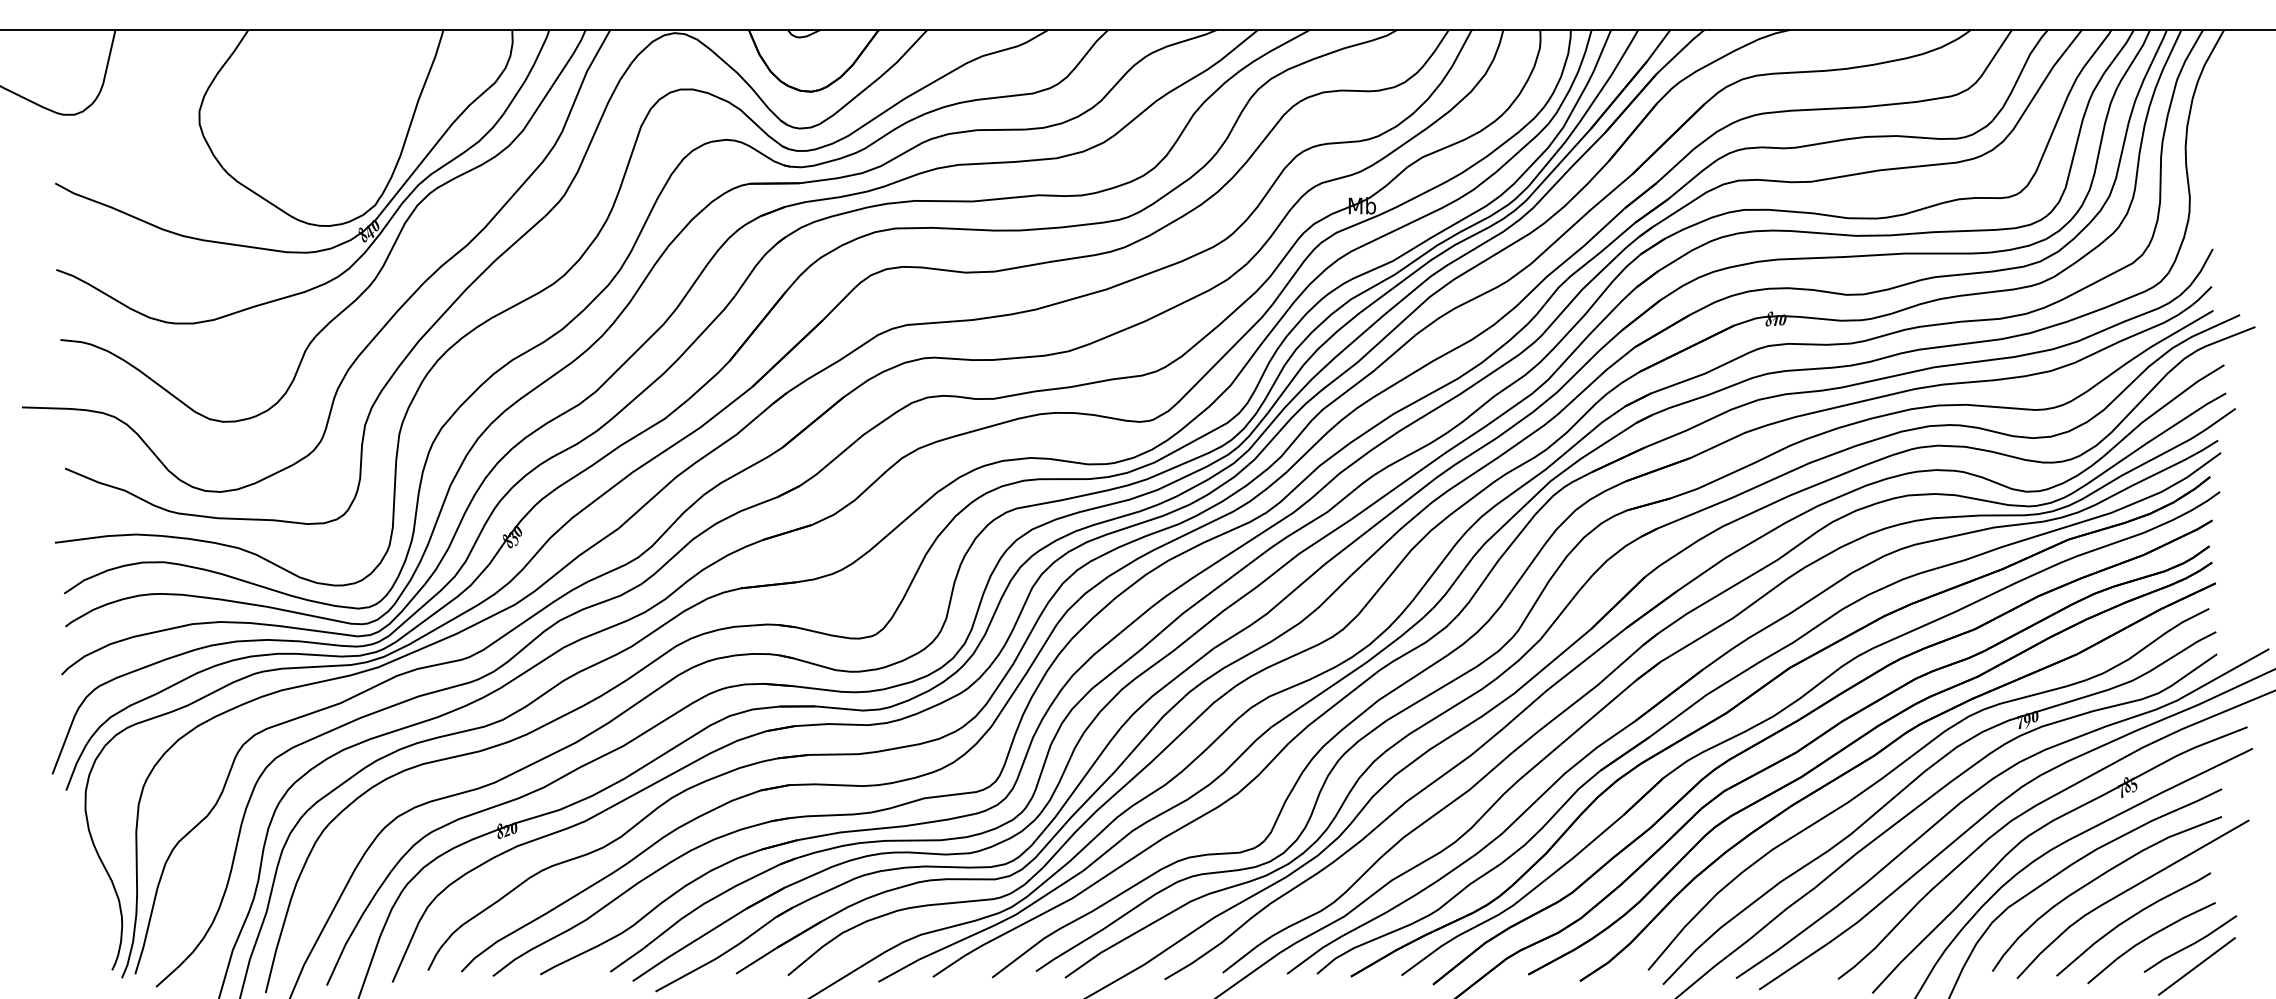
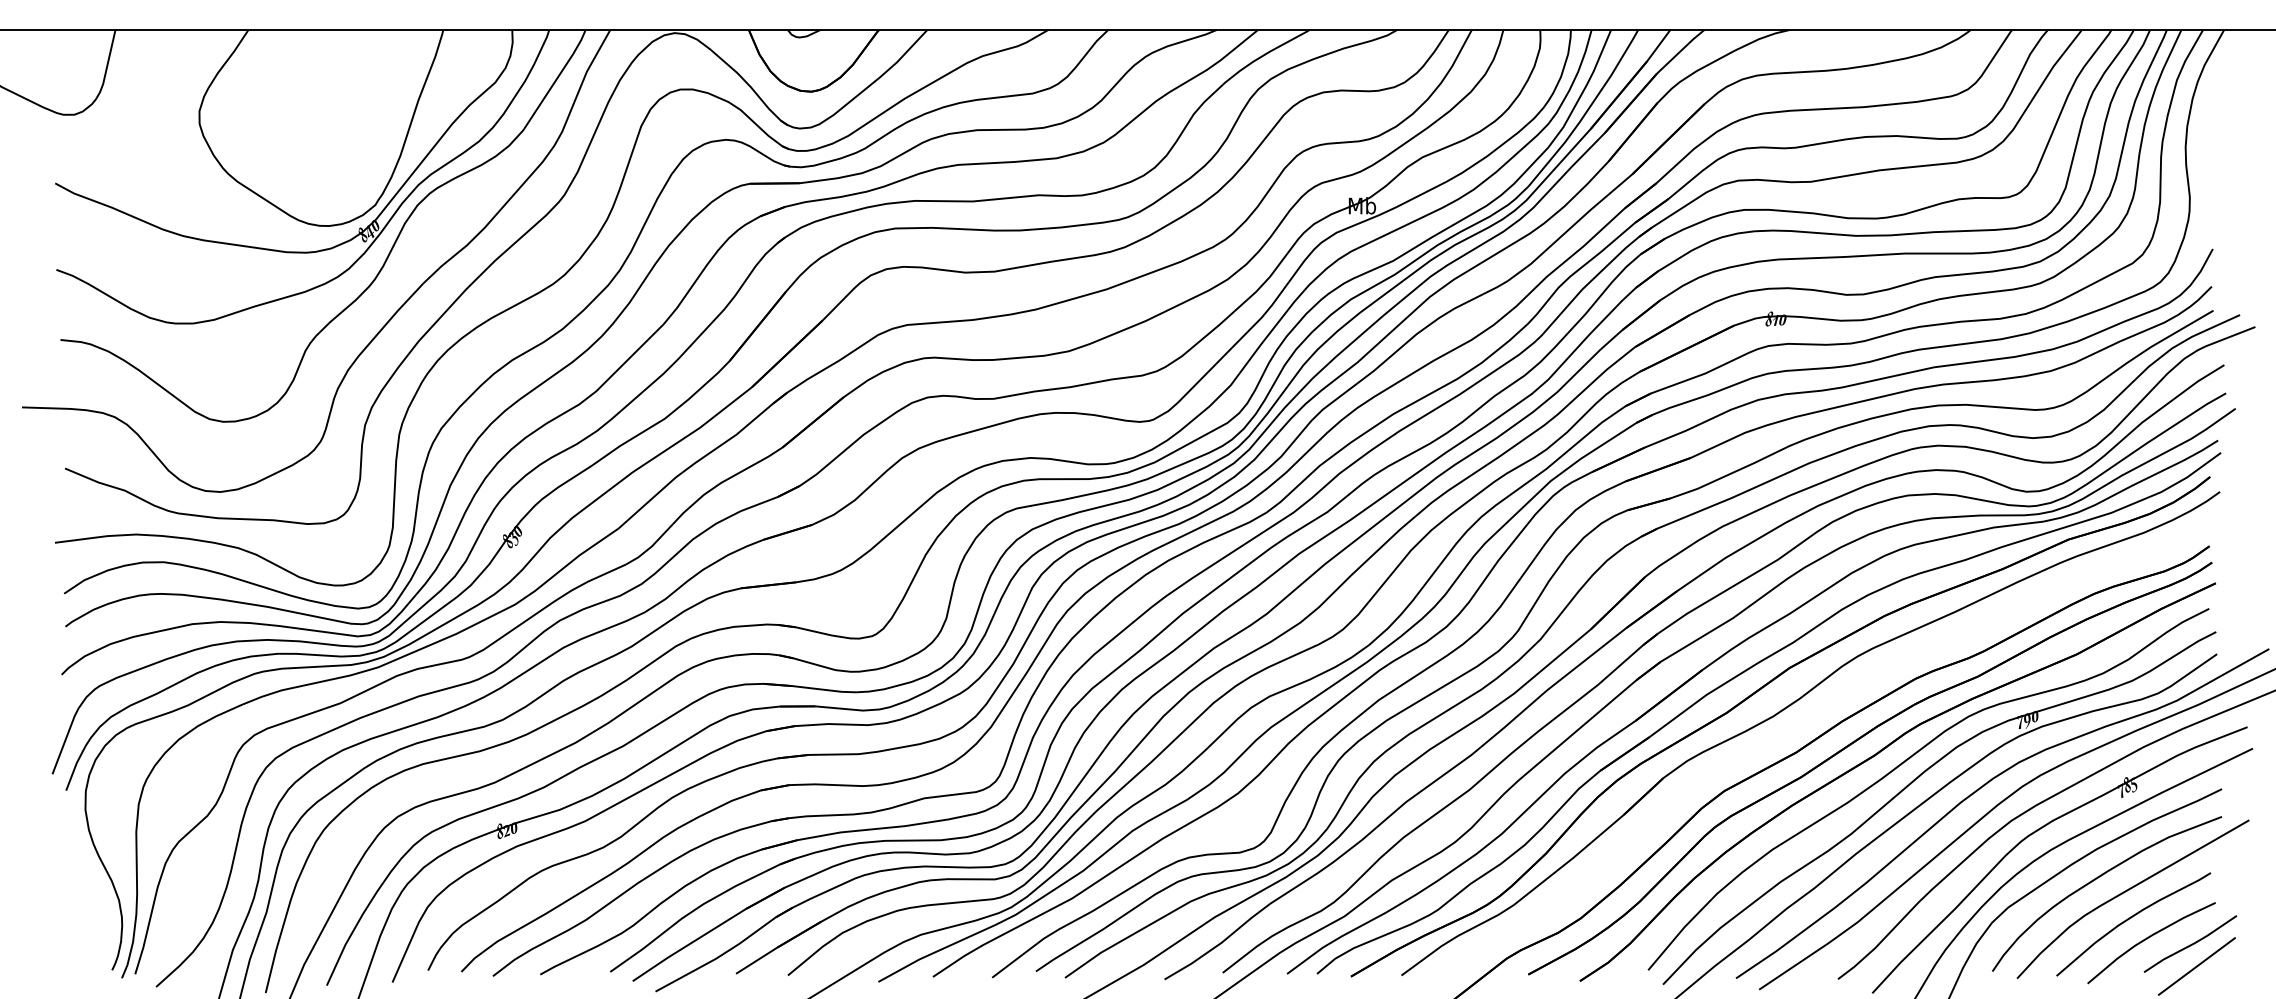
part: present -> none (1800, 720)
